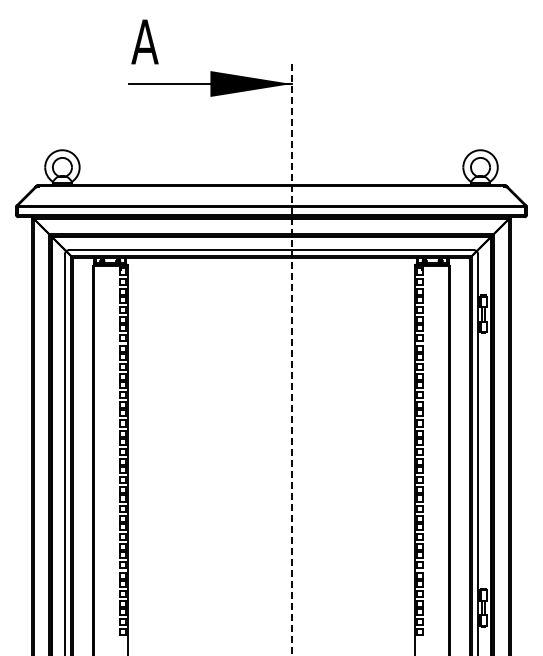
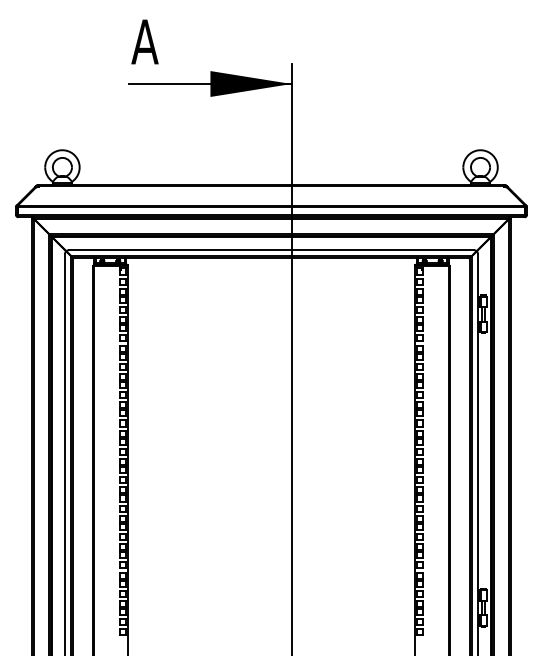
line: dashed -> solid (291, 359)
